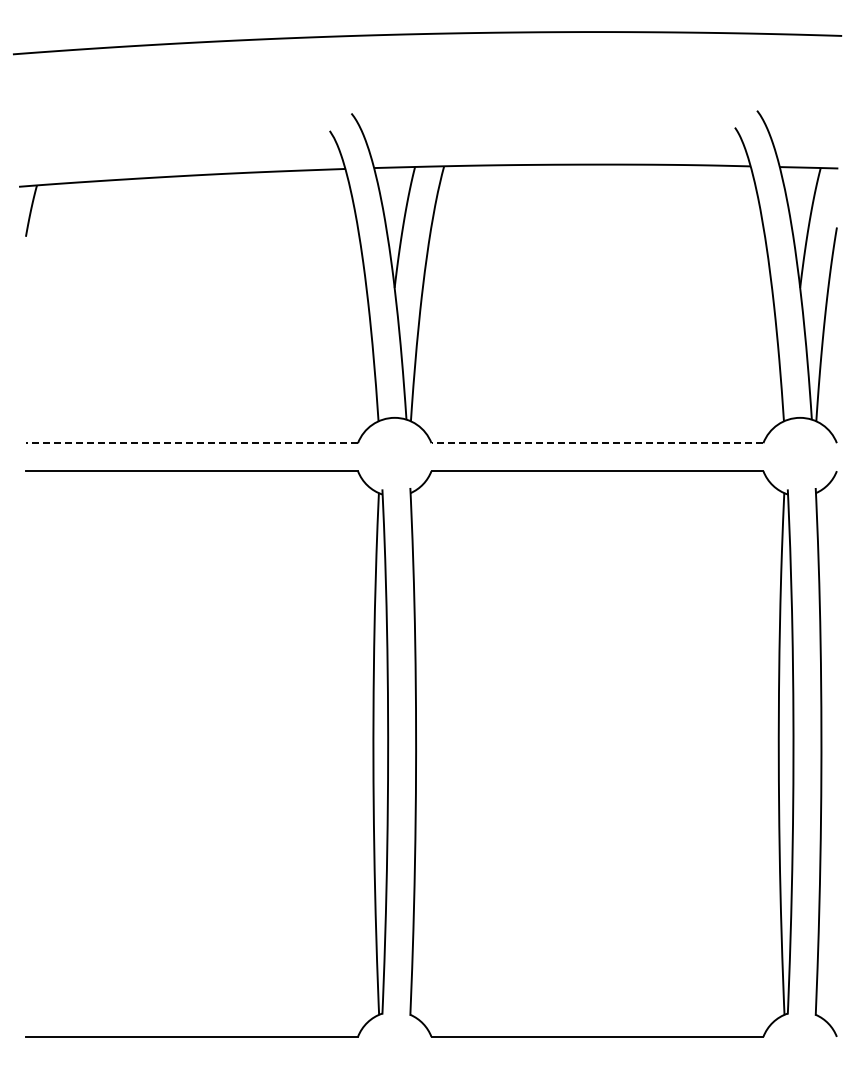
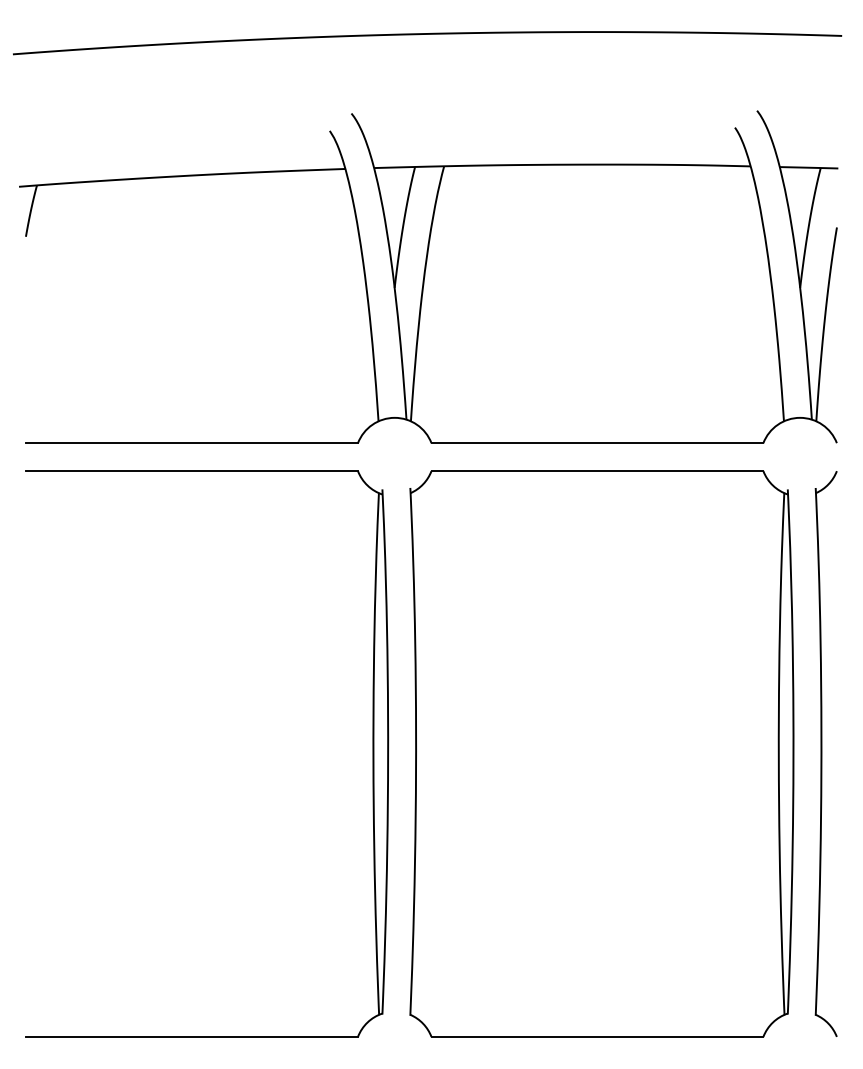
line: dashed -> solid (192, 443)
line: dashed -> solid (597, 443)
